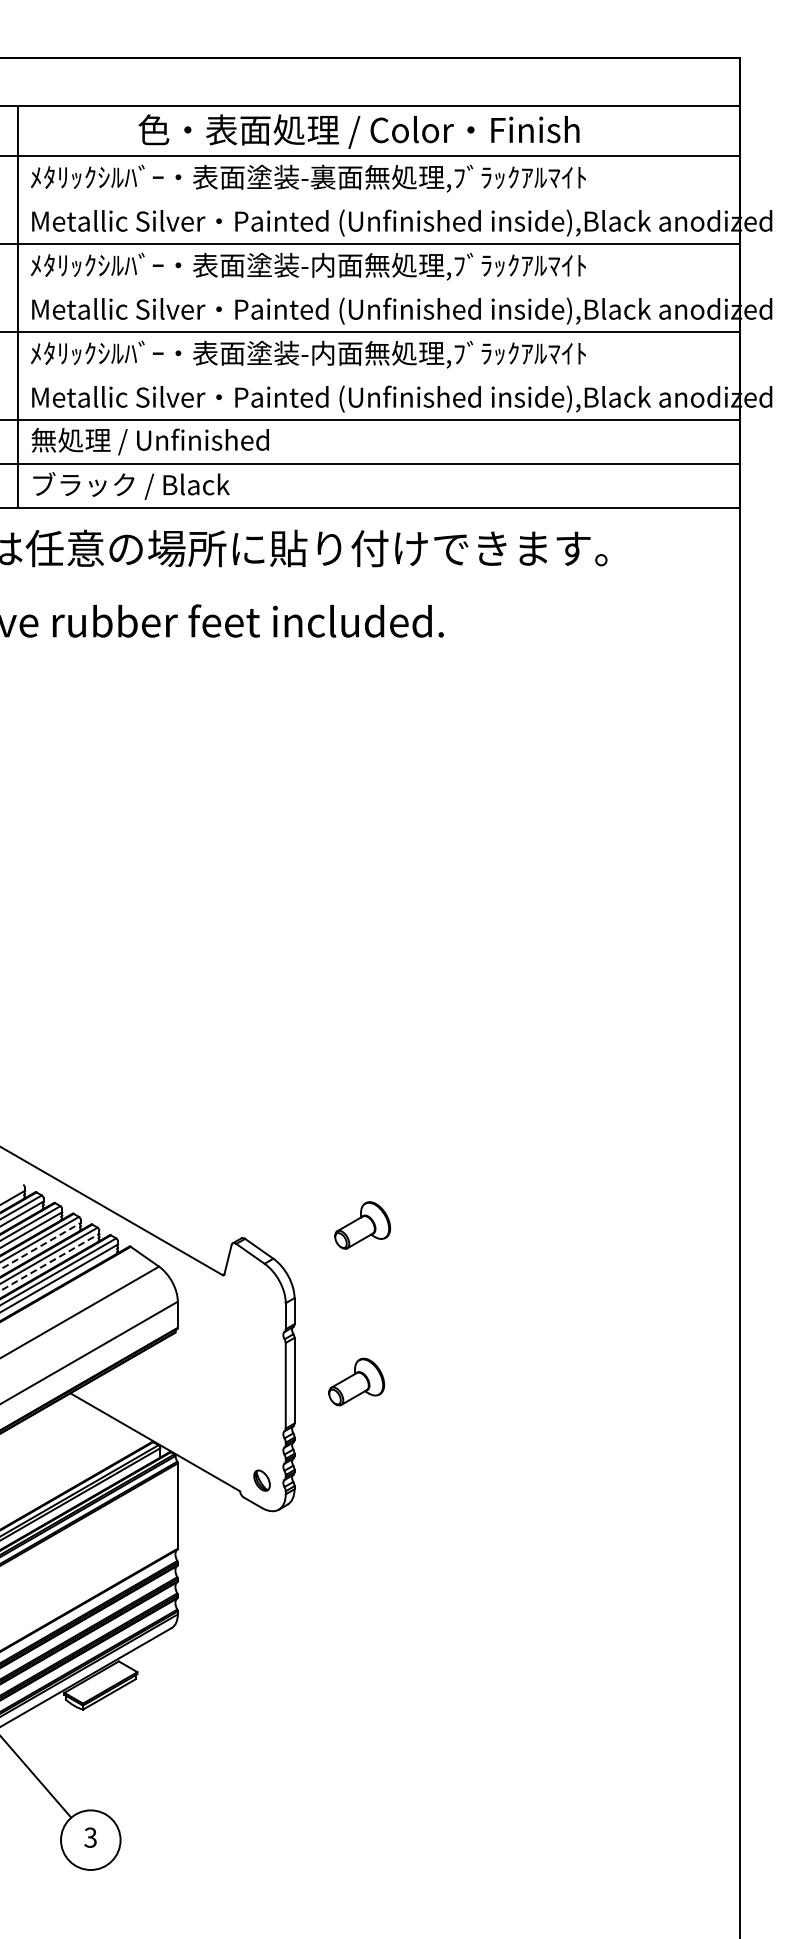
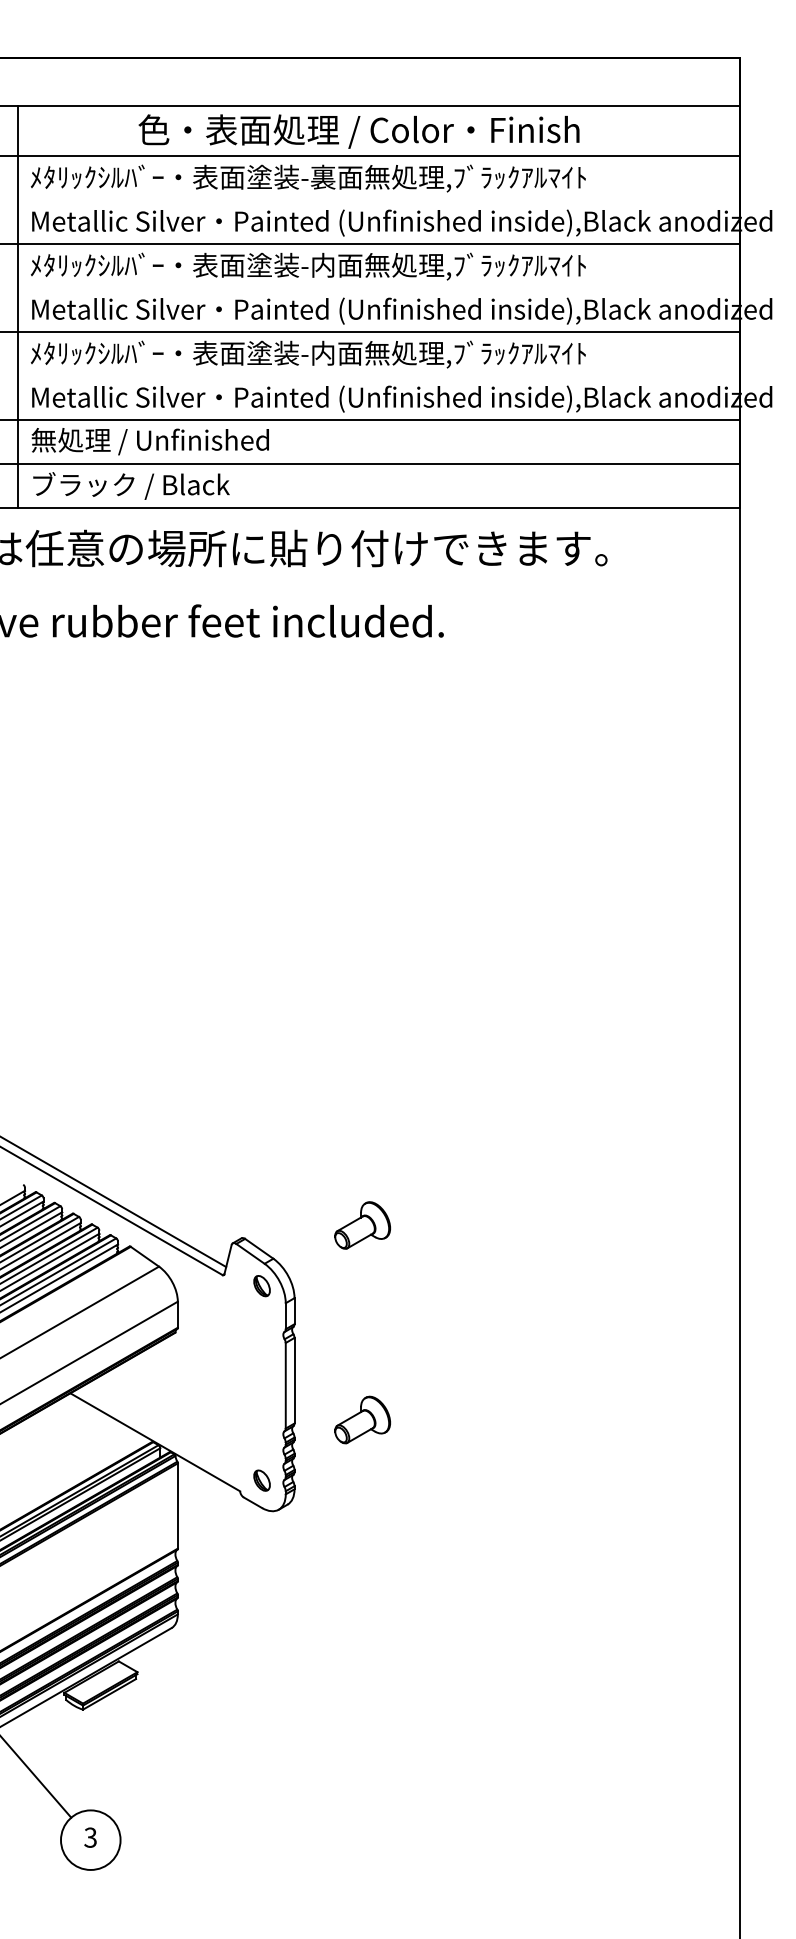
line: none -> present (114, 1202)
line: dashed -> solid (41, 1245)
line: dashed -> solid (50, 1262)
part: none -> present (261, 1286)
part position: (356, 1381) -> (362, 1419) (362, 1419)
